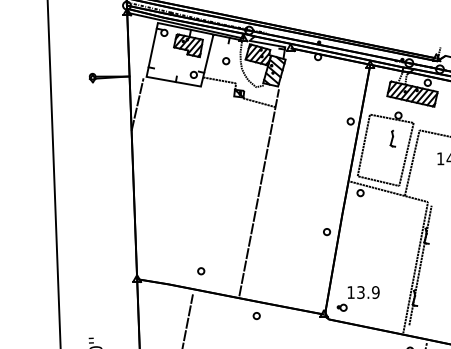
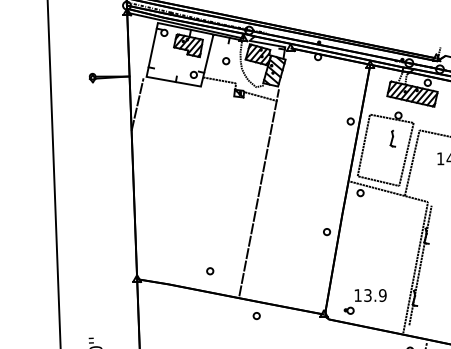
line position: (259, 102) -> (261, 96) (261, 96)
part position: (201, 271) -> (210, 271) (210, 271)
part position: (357, 298) -> (364, 301) (364, 301)
line: present -> none (187, 319)
